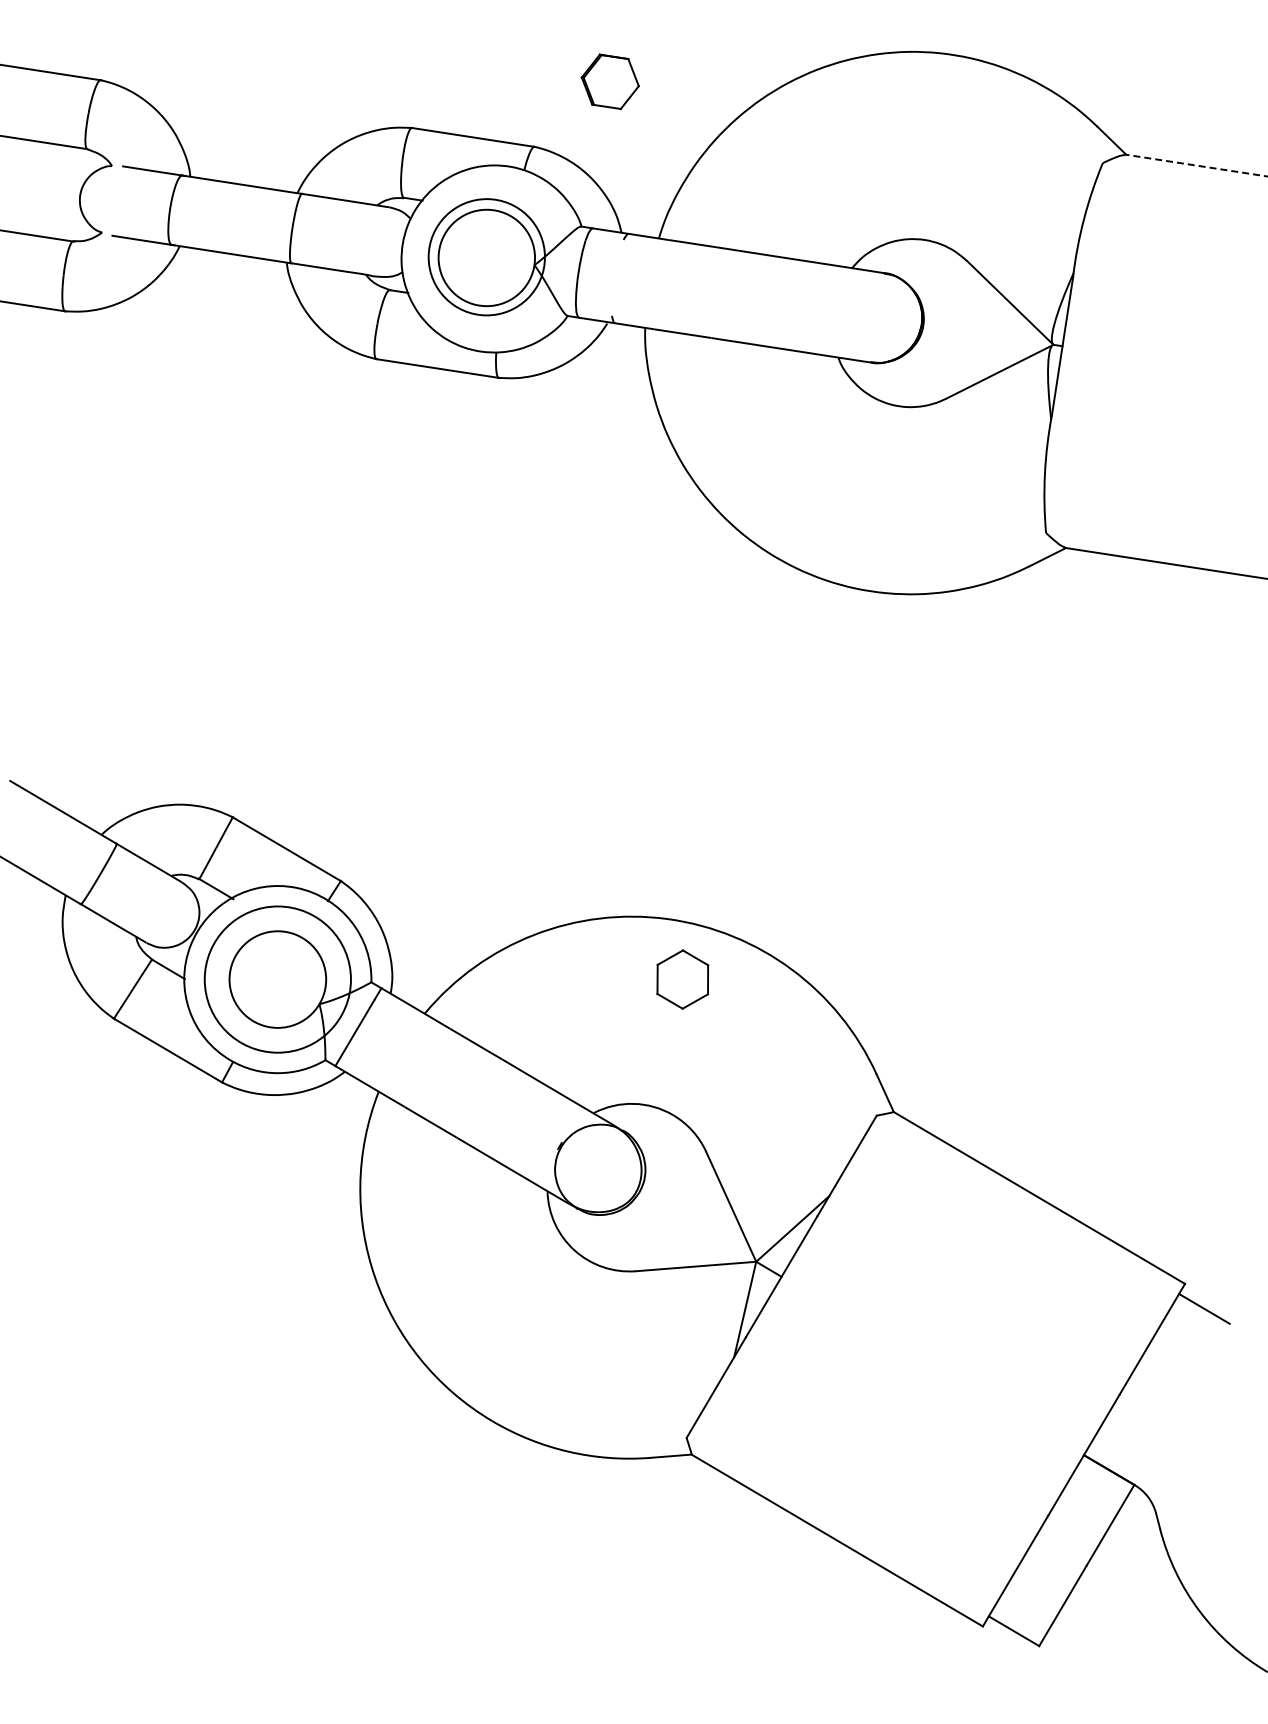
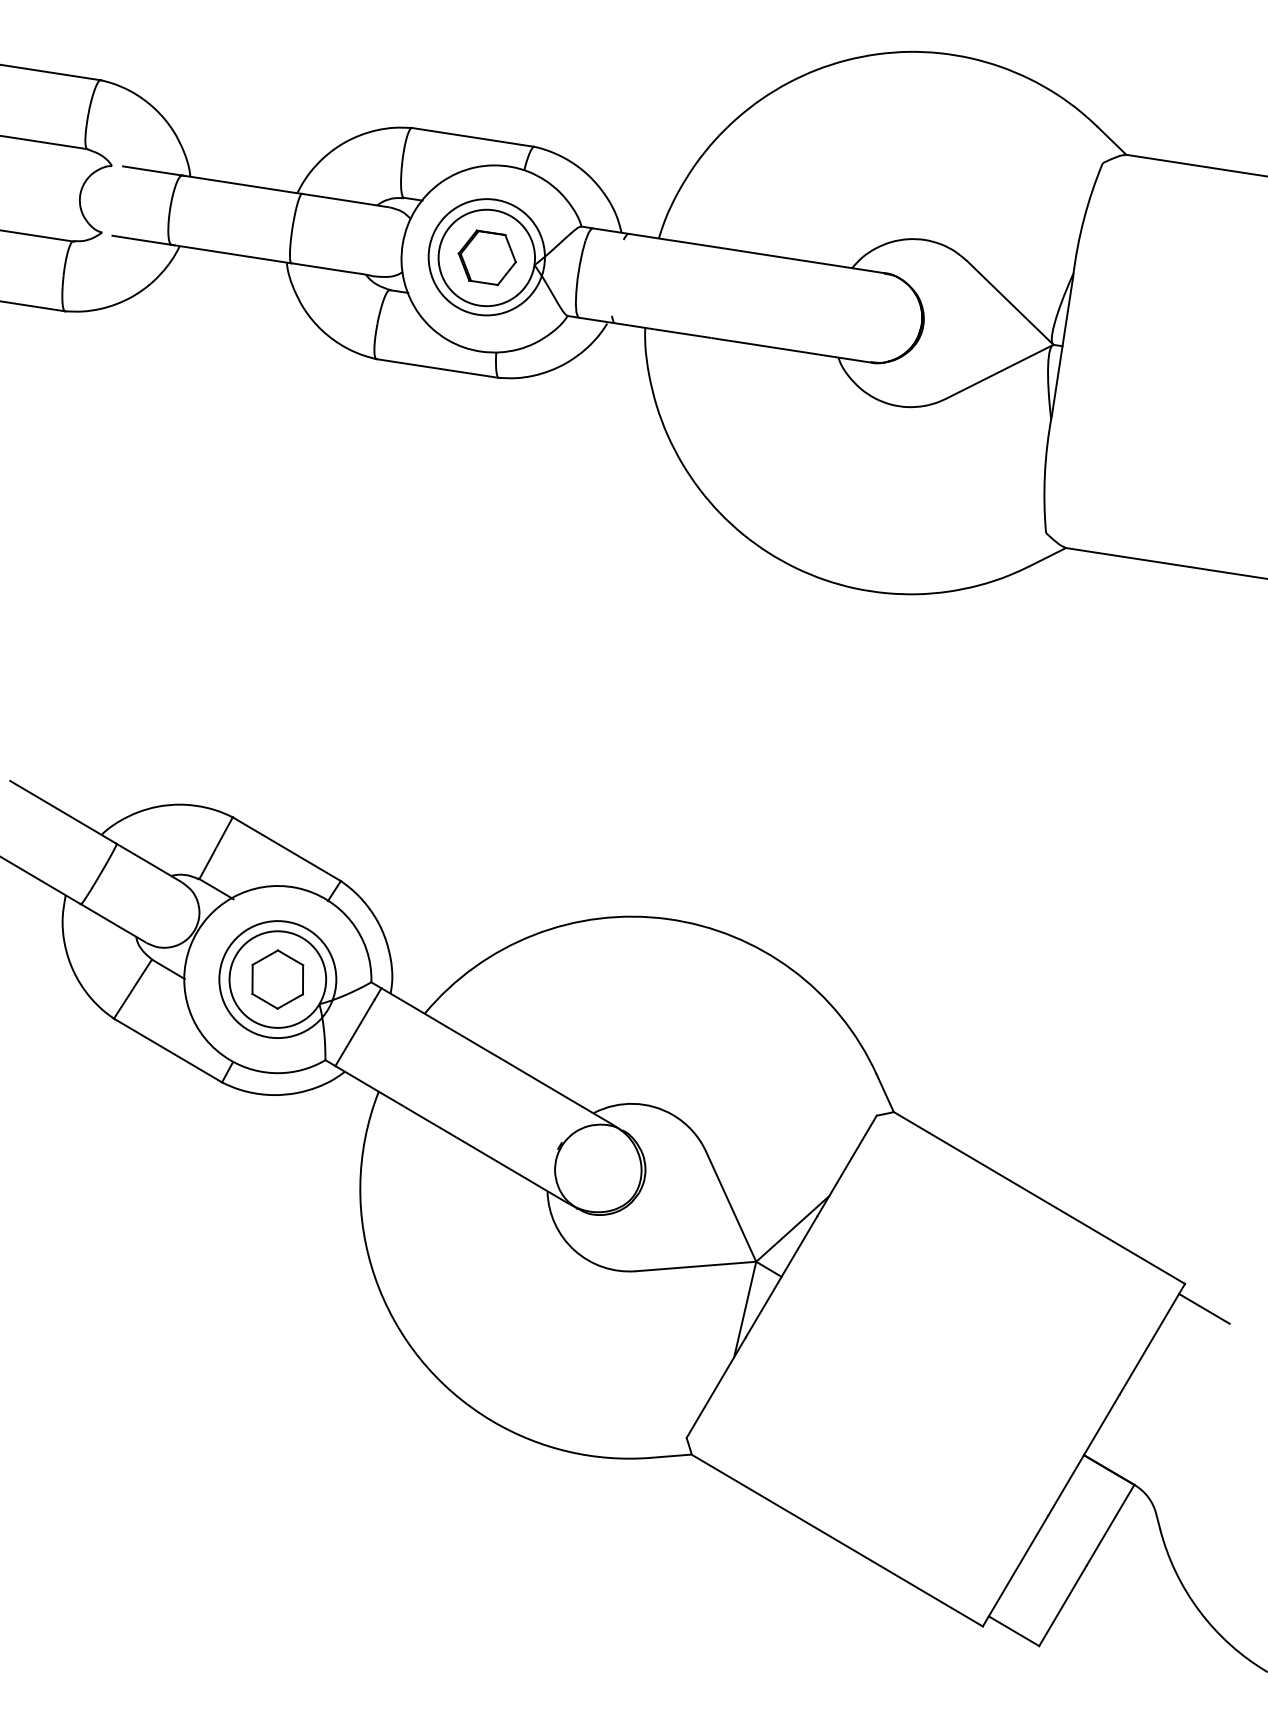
part position: (609, 81) -> (486, 257) (486, 257)
line: dashed -> solid (1196, 165)
circle diameter: 146 px -> 117 px (277, 979)
part position: (682, 979) -> (277, 979) (277, 979)
